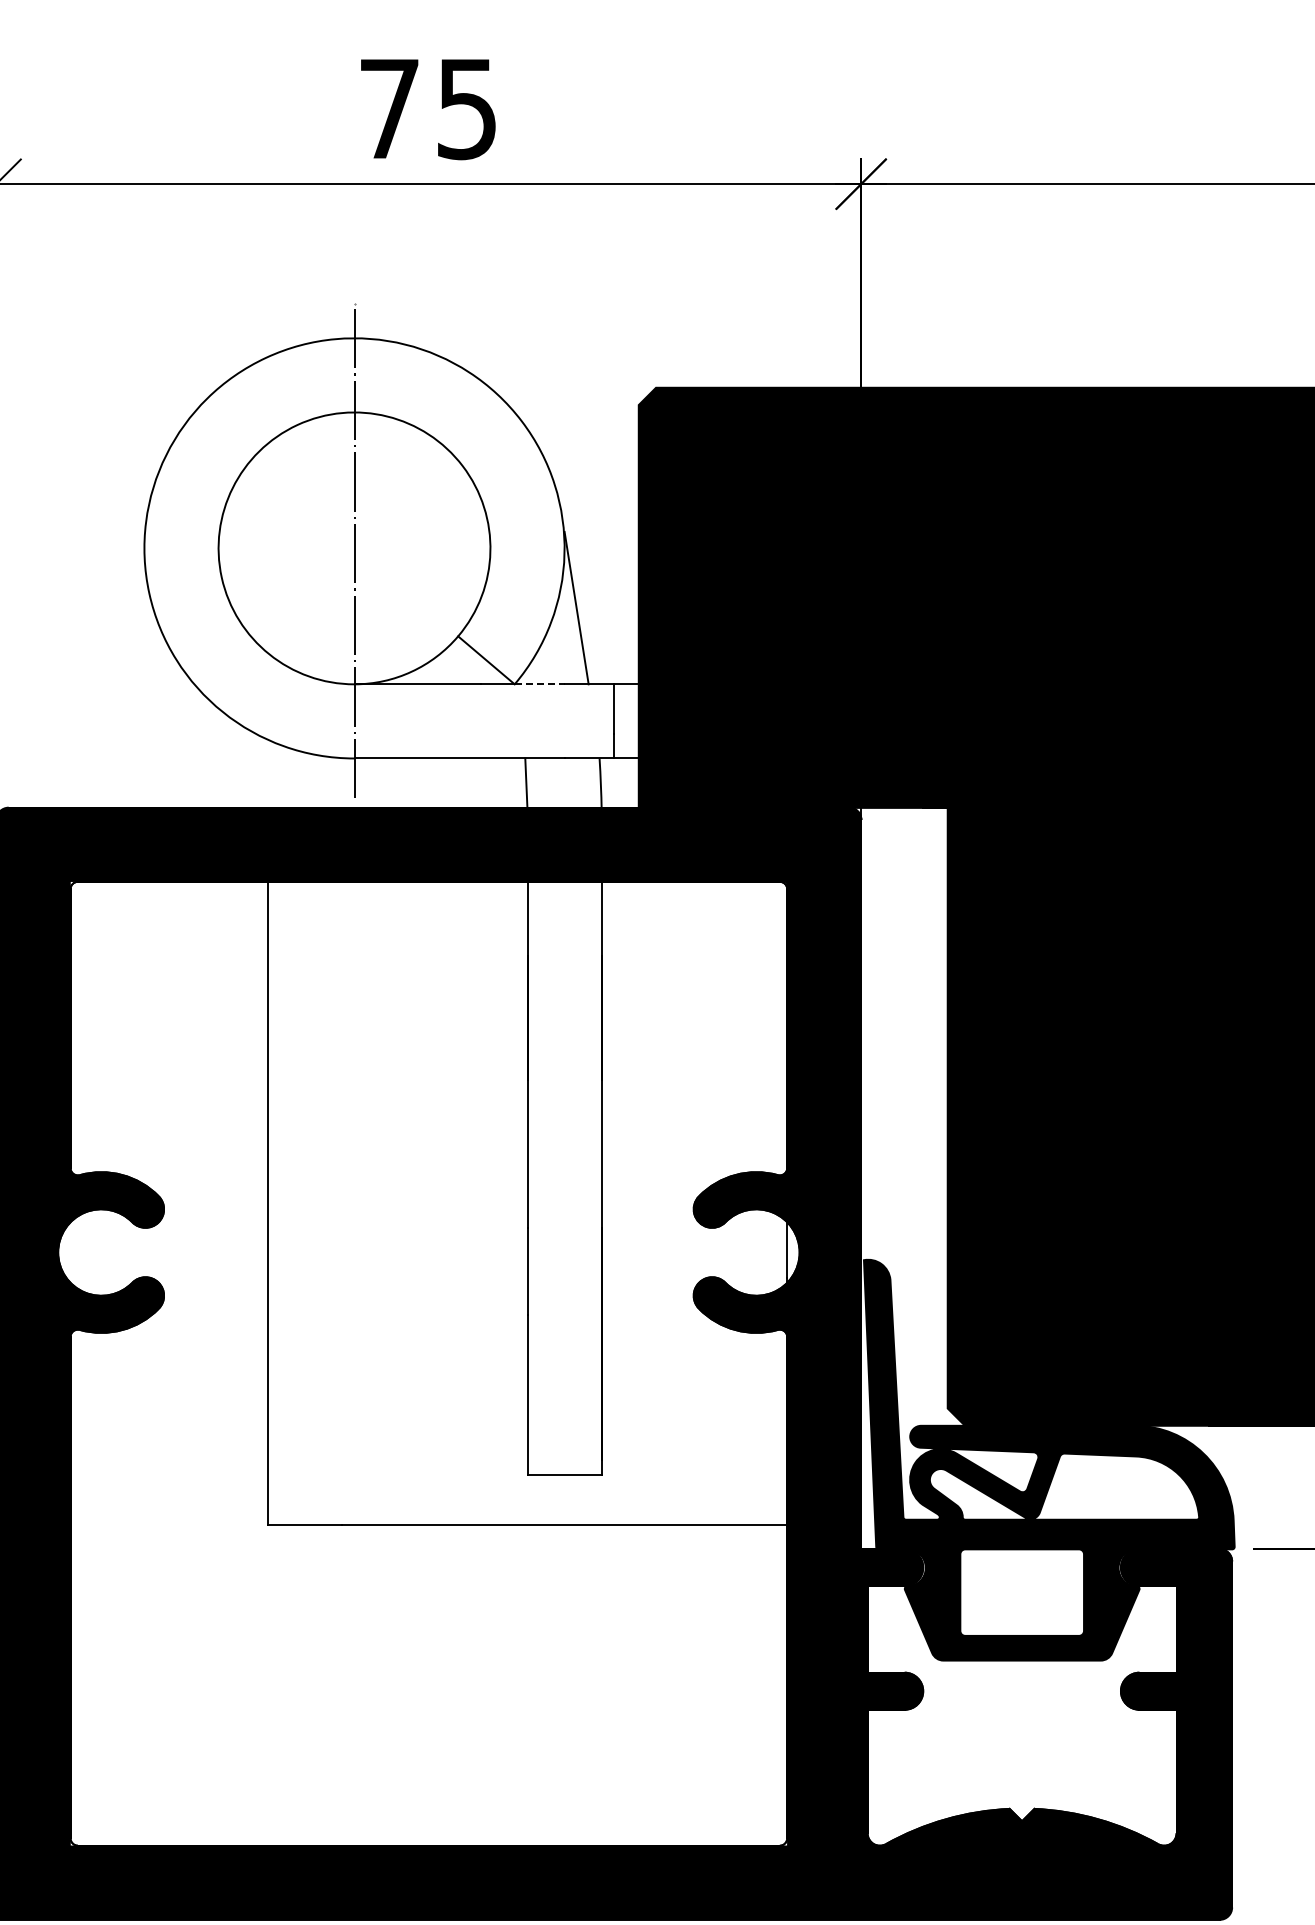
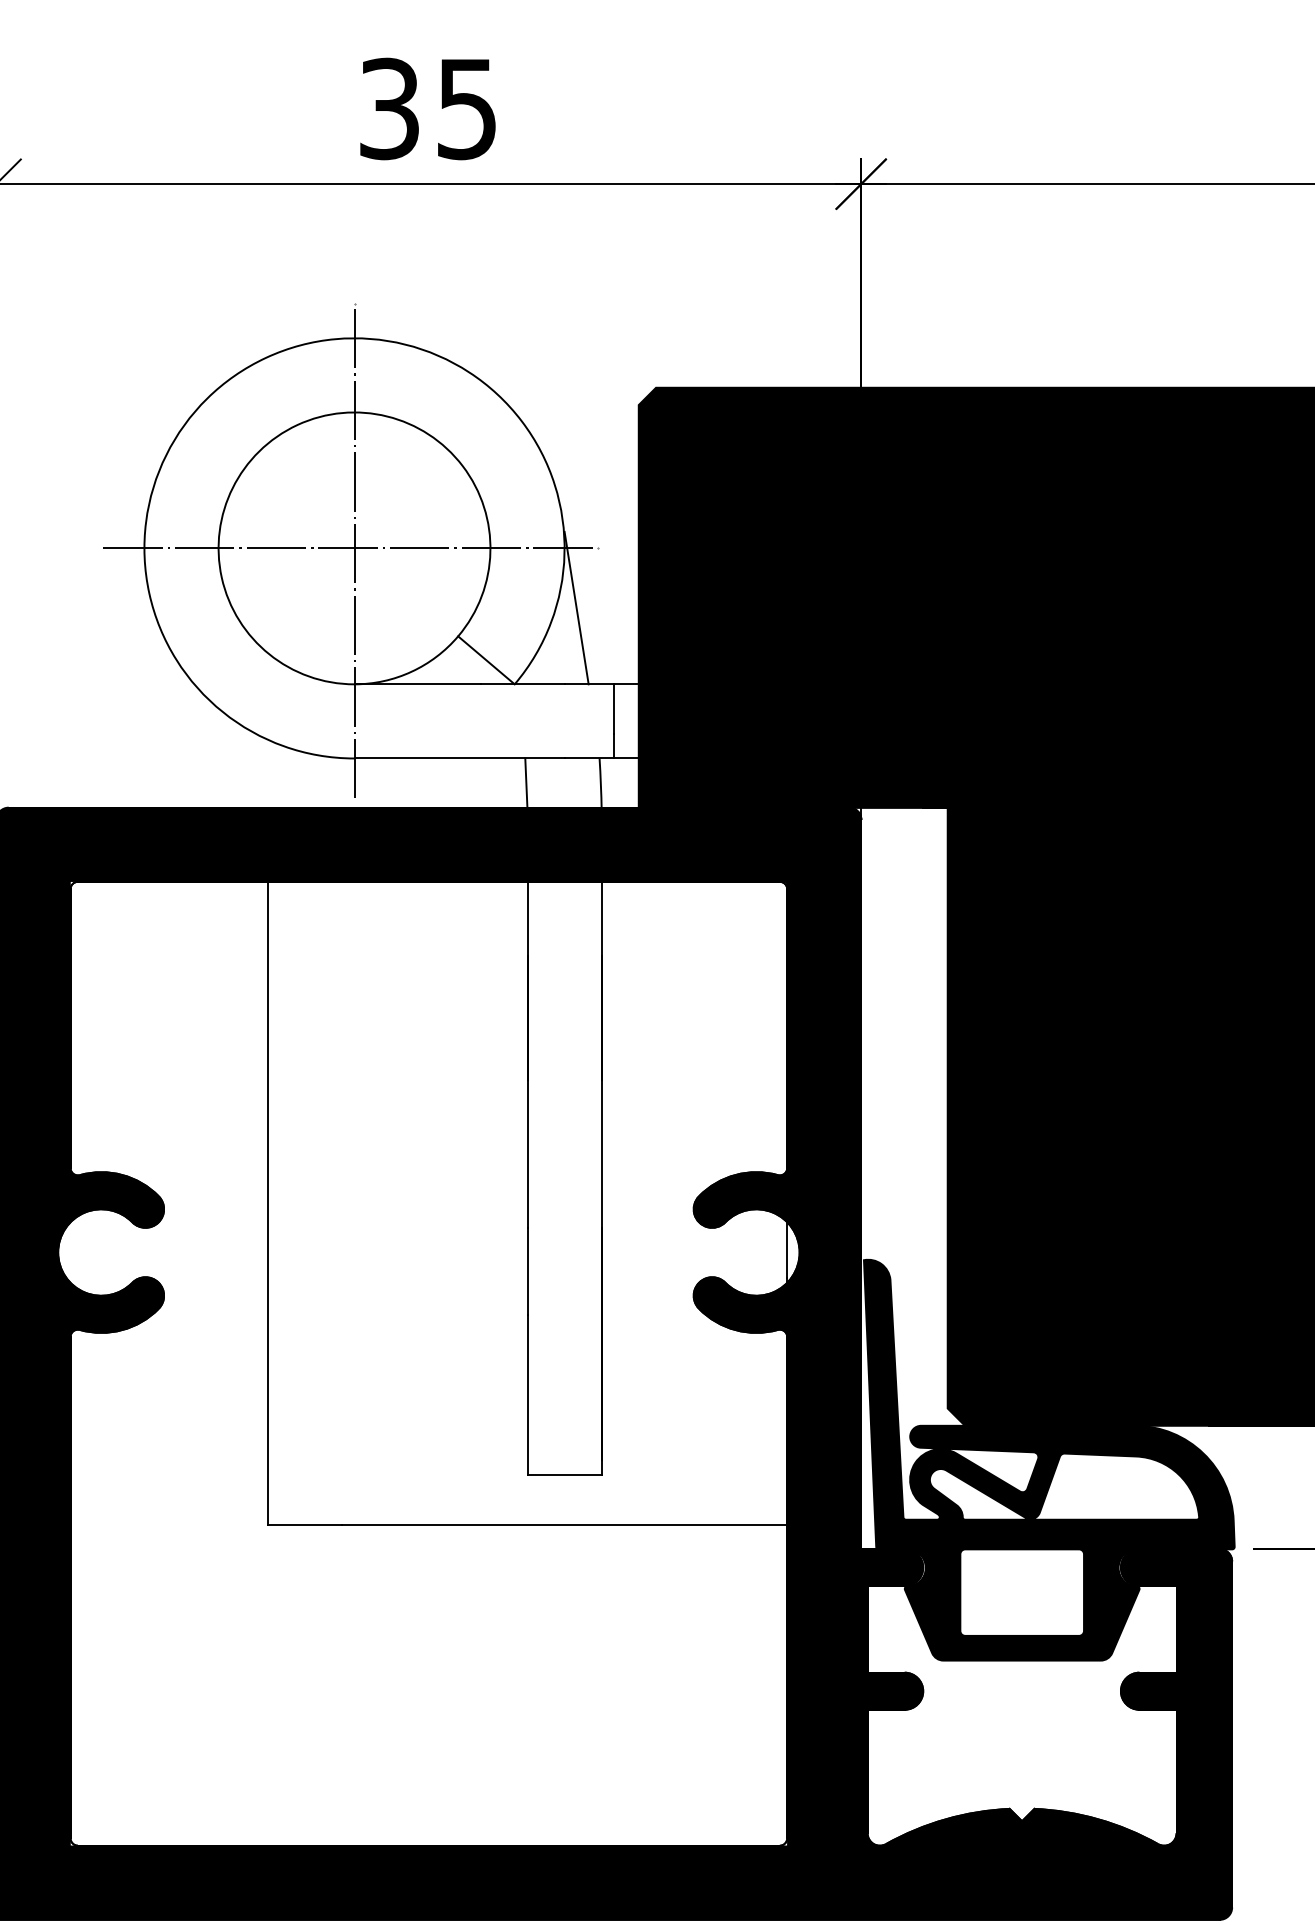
text: 75 -> 35 (389, 108)
line: none -> present (350, 548)
line: dashed -> solid (539, 684)
